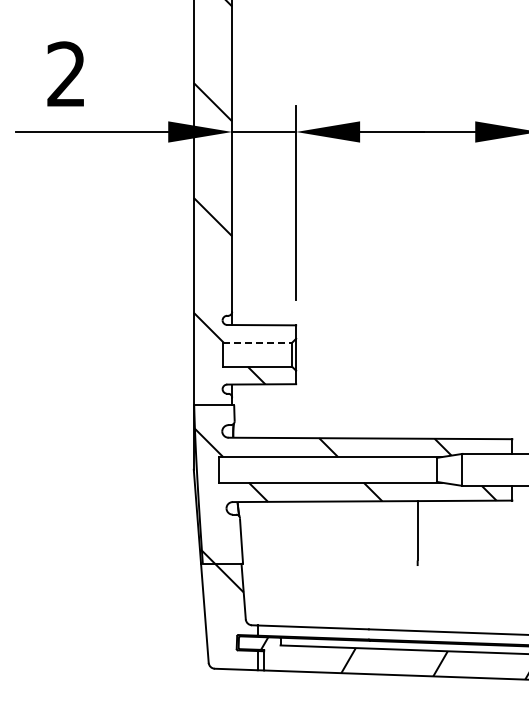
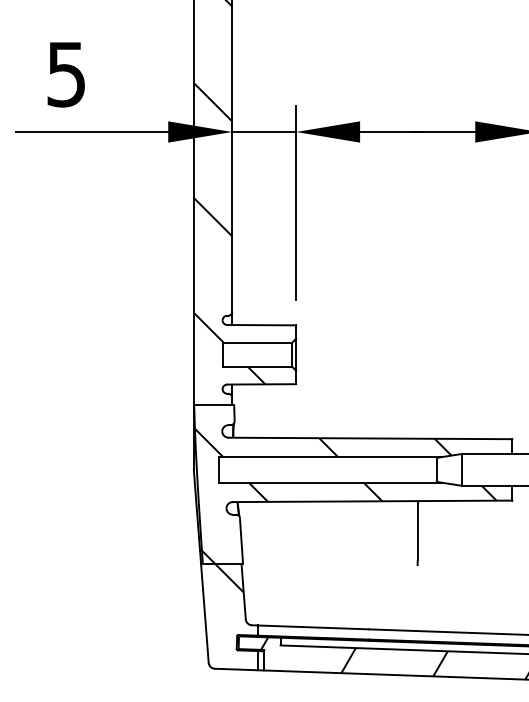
text: 2 -> 5 (65, 74)
line: dashed -> solid (257, 342)
